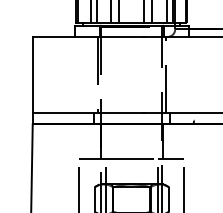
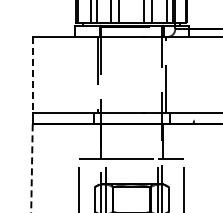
line: solid -> dashed (32, 74)
line: solid -> dashed (31, 168)
